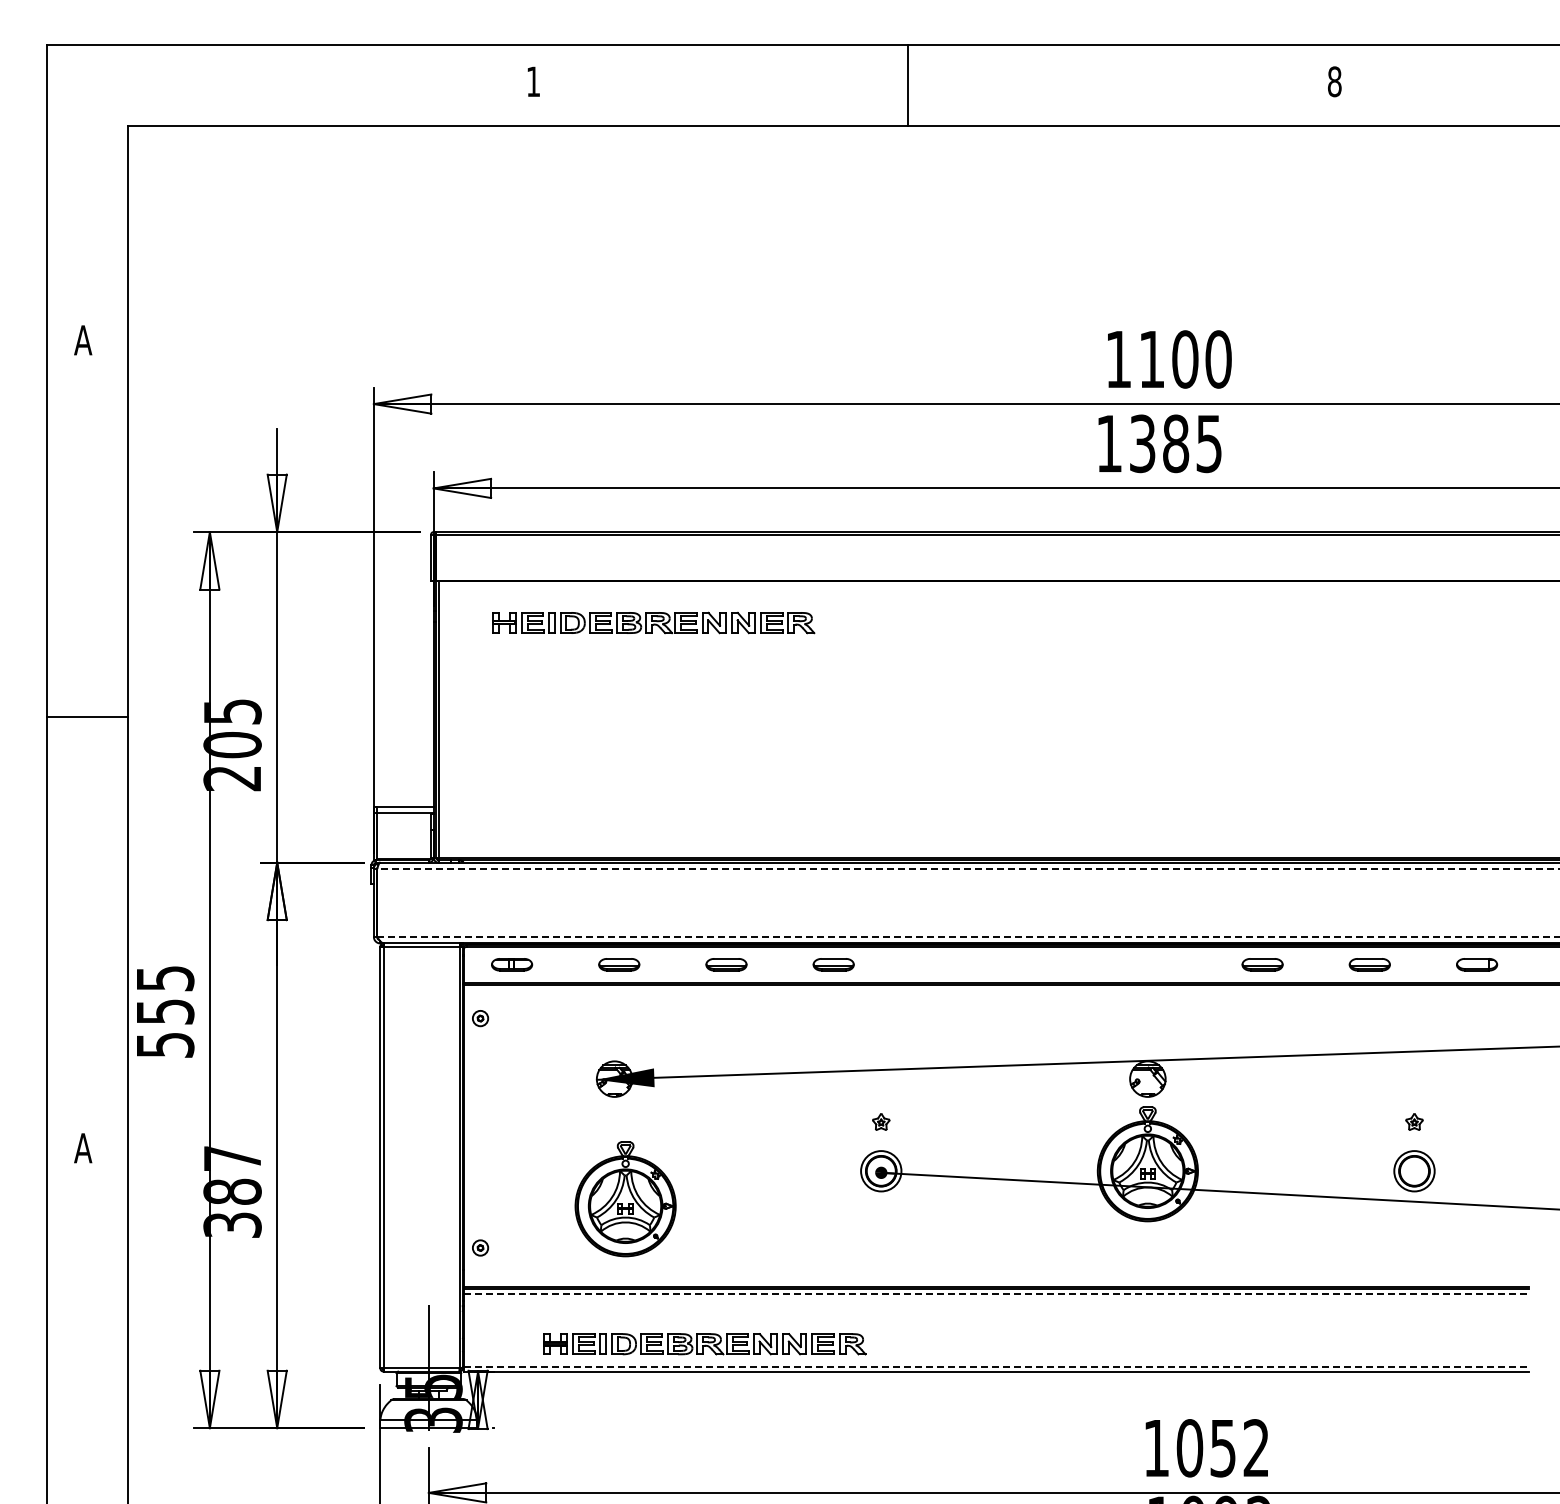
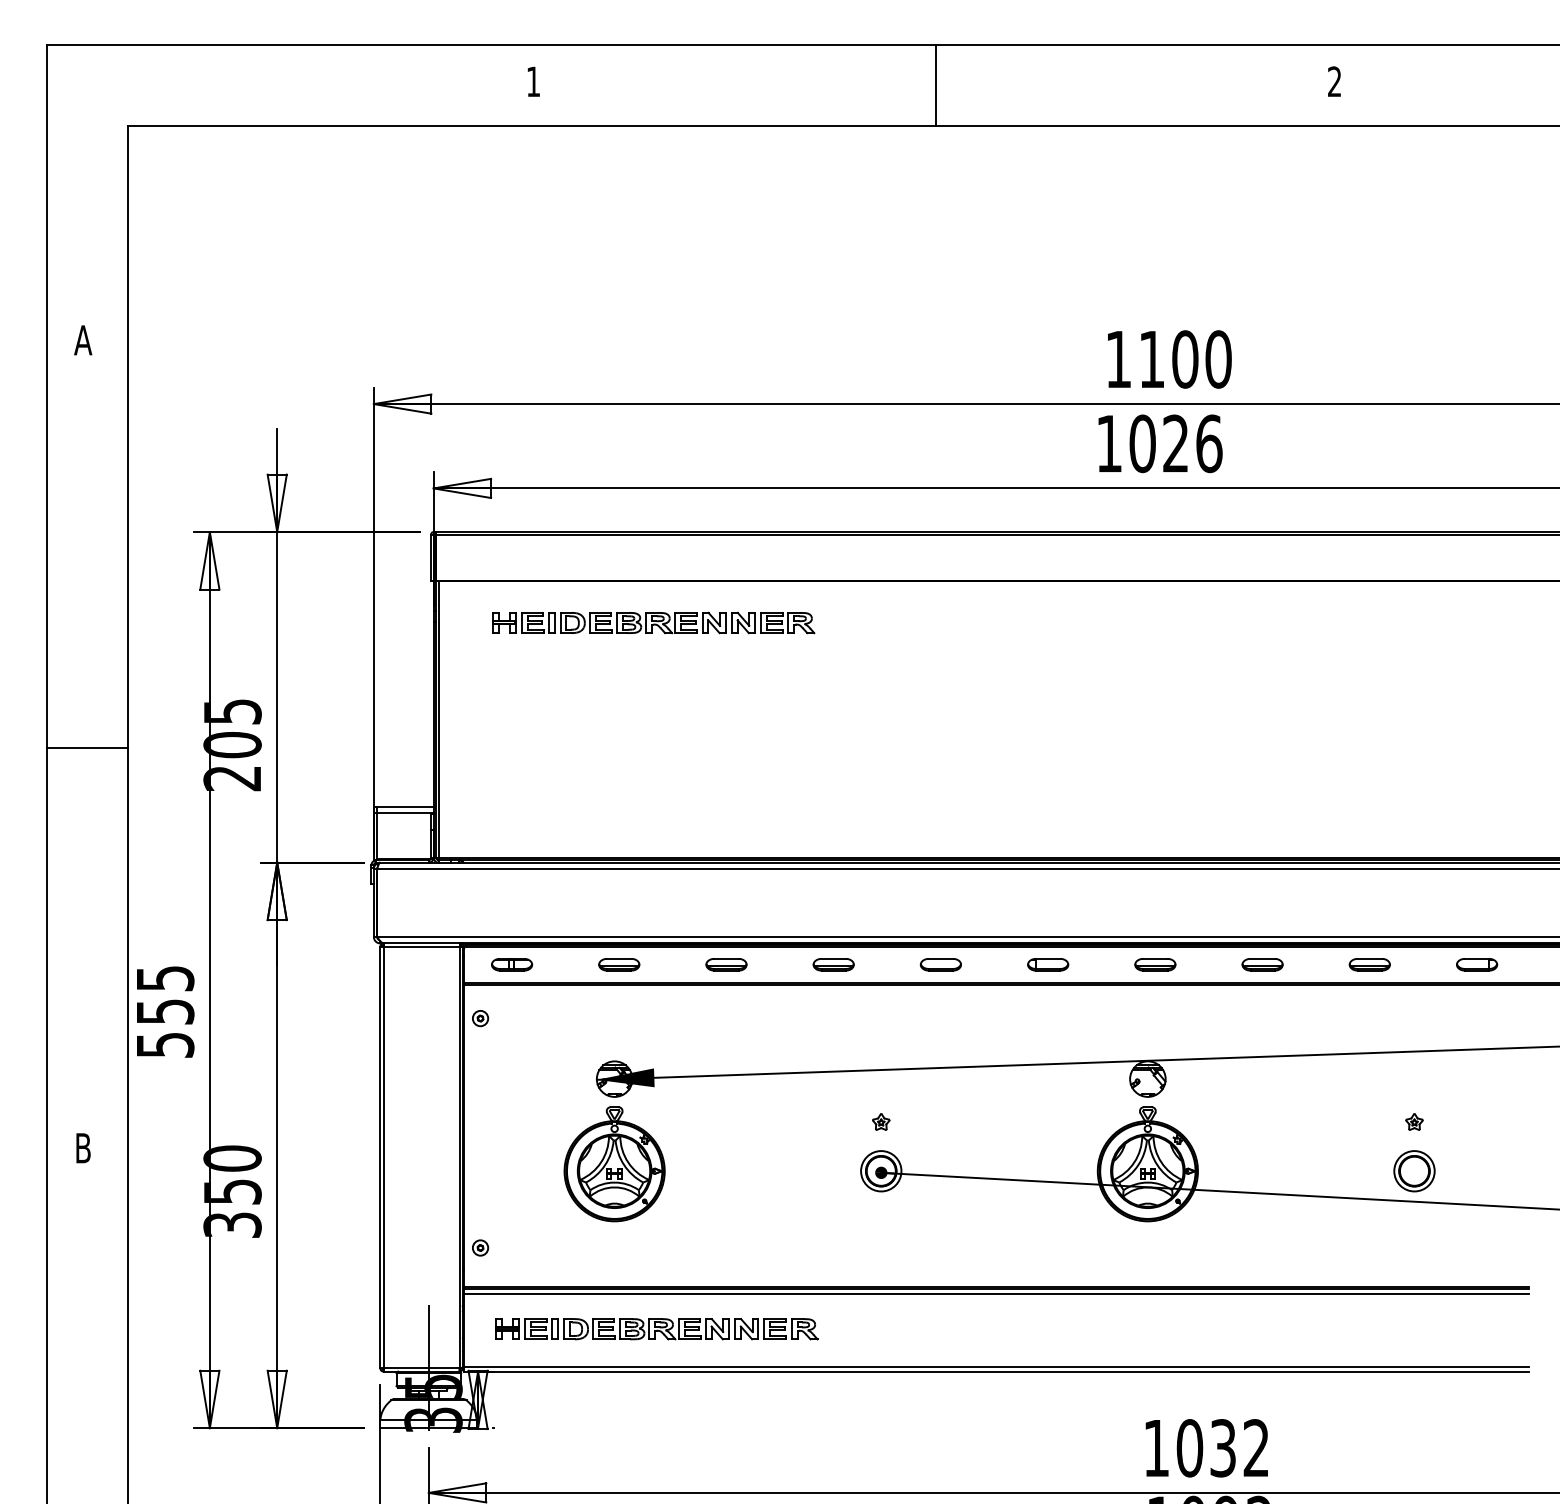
text: 8 -> 2 (1334, 81)
line position: (907, 85) -> (935, 85) (935, 85)
text: 1385 -> 1026 (1175, 443)
line position: (86, 717) -> (86, 748) (86, 748)
line: dashed -> solid (968, 869)
line: dashed -> solid (968, 936)
part: none -> present (940, 964)
part: none -> present (1048, 964)
part: none -> present (1155, 964)
text: A -> B (83, 1148)
text: 387 -> 350 (232, 1174)
part position: (625, 1199) -> (614, 1164) (614, 1164)
line: dashed -> solid (996, 1294)
part position: (704, 1344) -> (656, 1329) (656, 1329)
line: dashed -> solid (996, 1366)
text: 1052 -> 1032 (1223, 1447)
